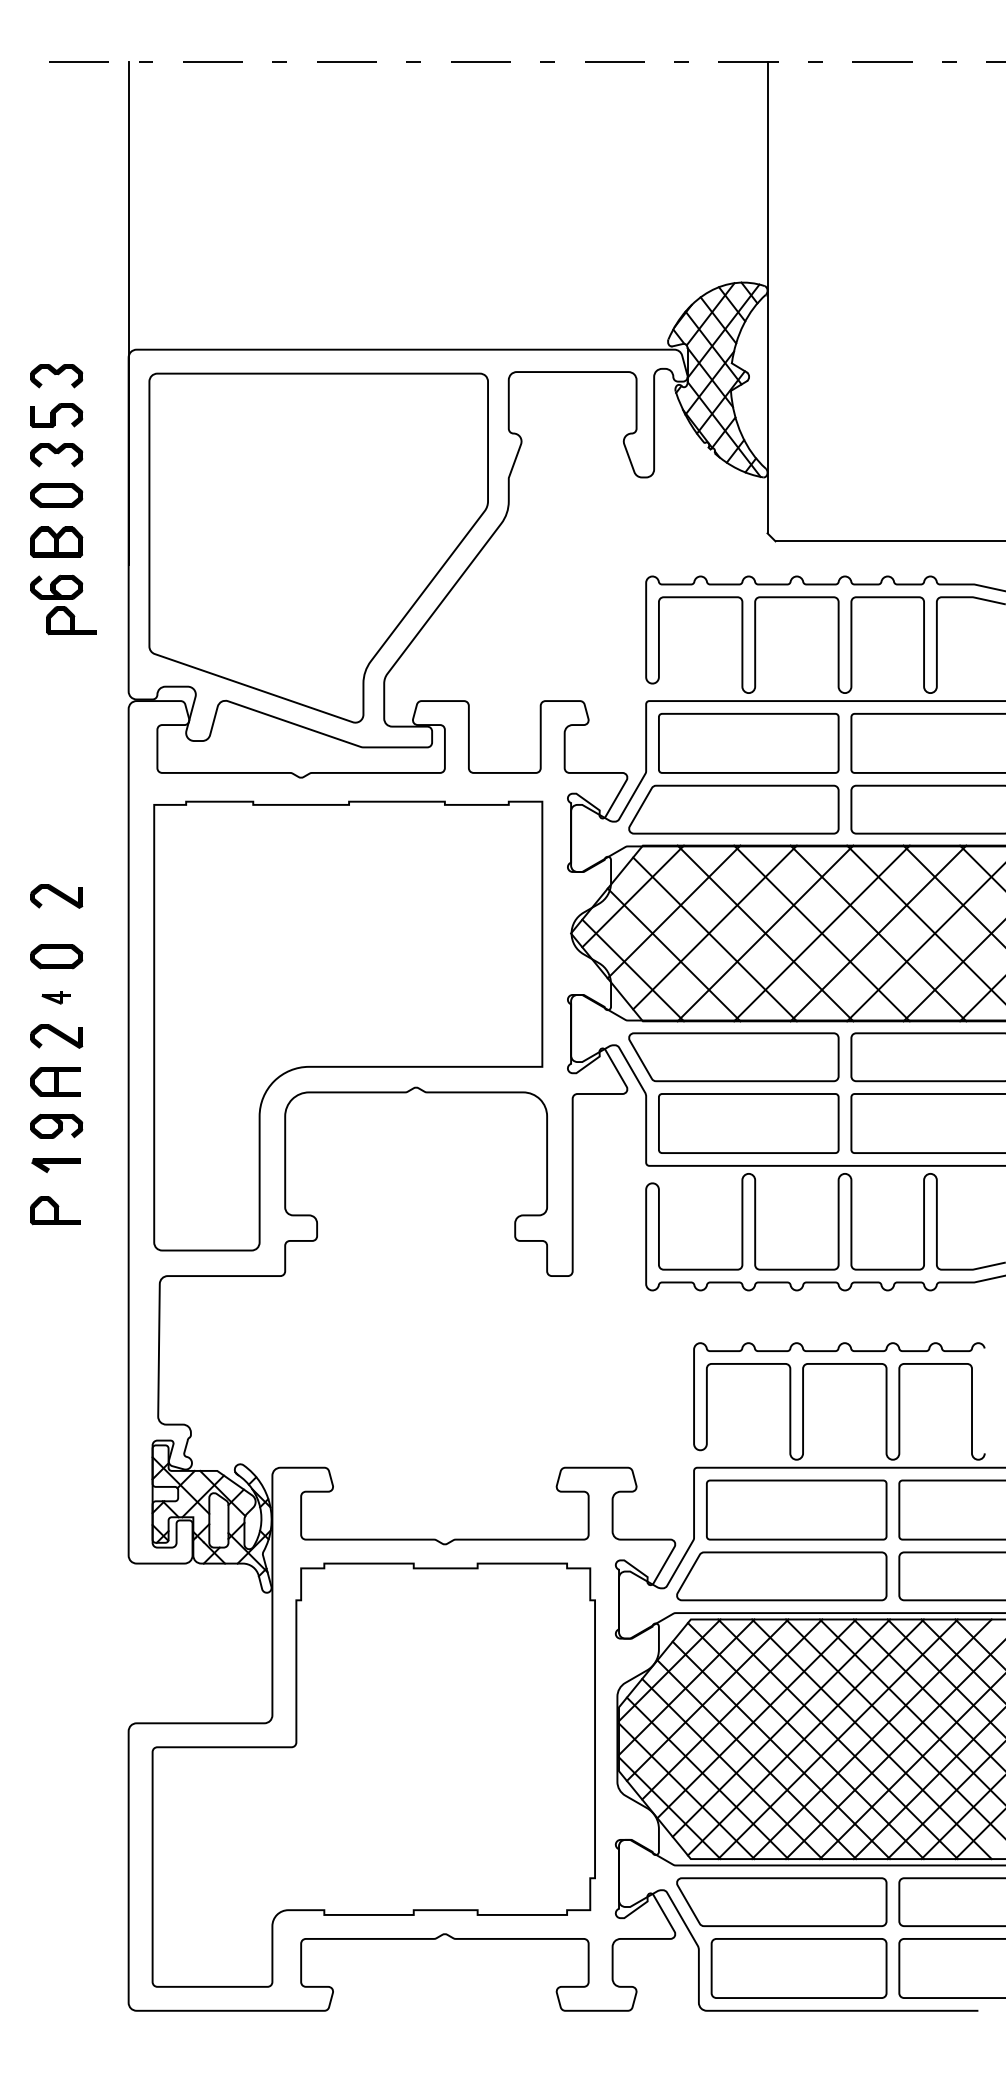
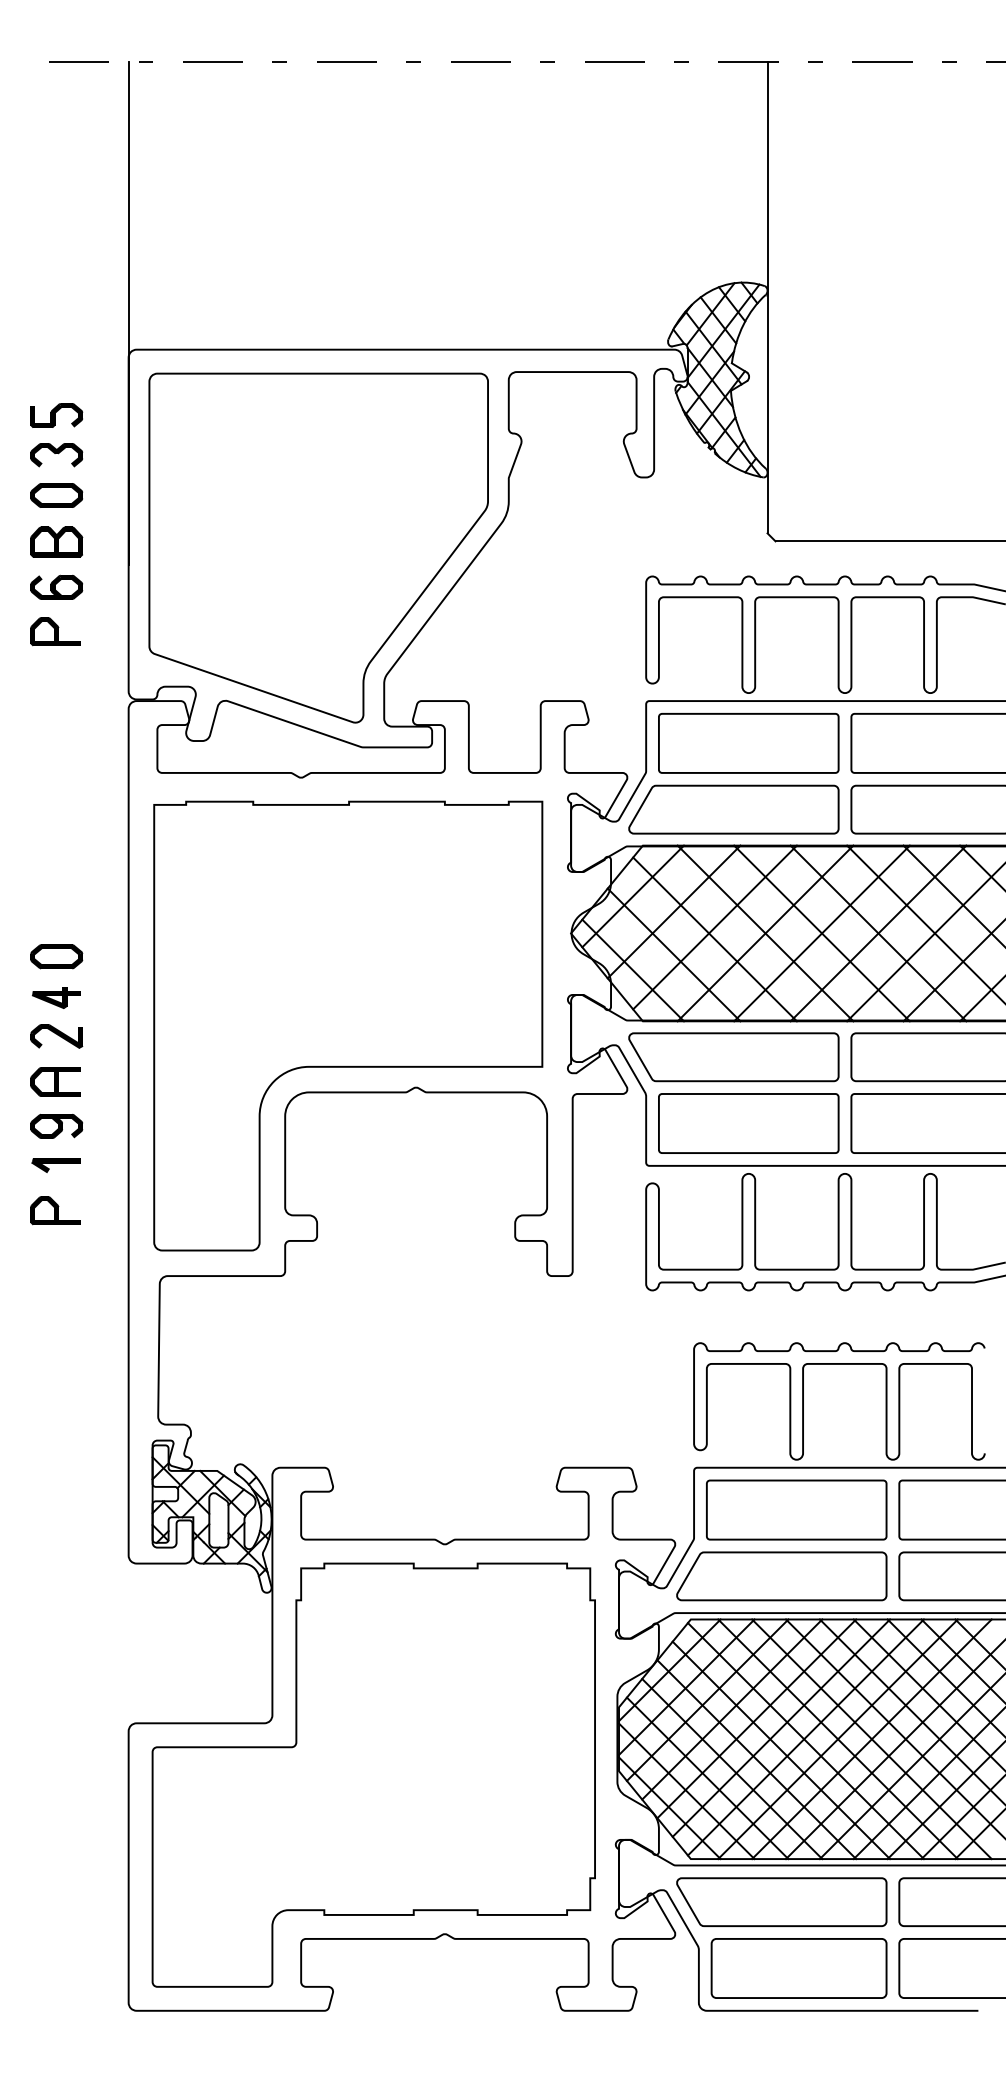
part: present -> none (56, 376)
part position: (71, 620) -> (55, 631) (55, 631)
part: present -> none (56, 896)
part size: 30x14 px -> 49x22 px (56, 997)
